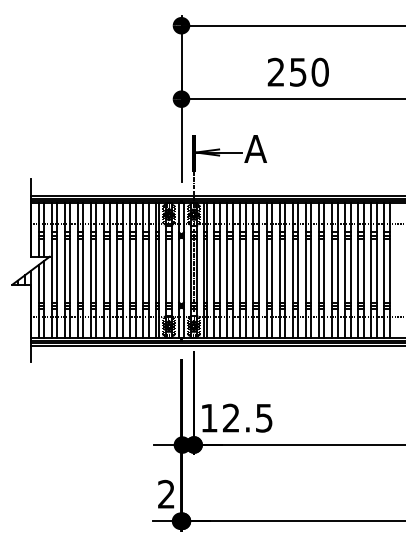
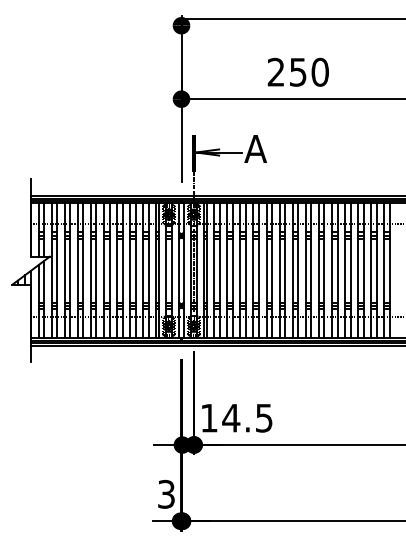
line position: (291, 25) -> (291, 18) (291, 18)
text: 12.5 -> 14.5 (231, 417)
text: 2 -> 3 (166, 494)
